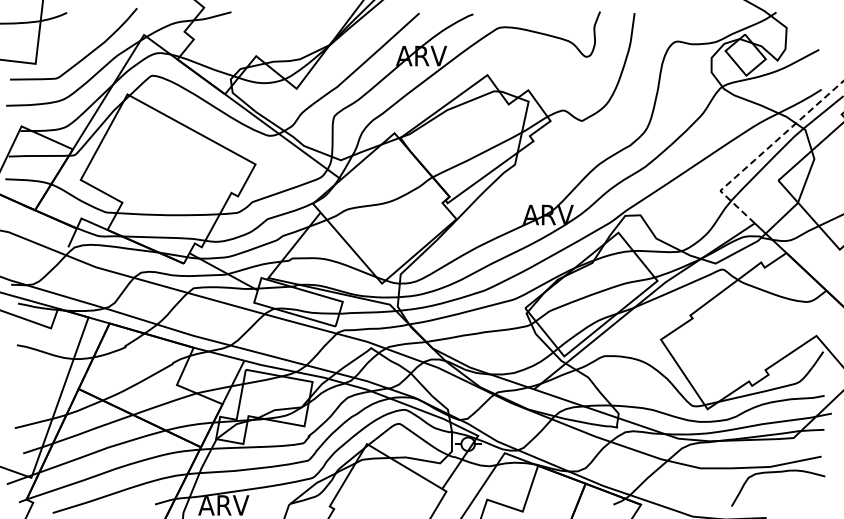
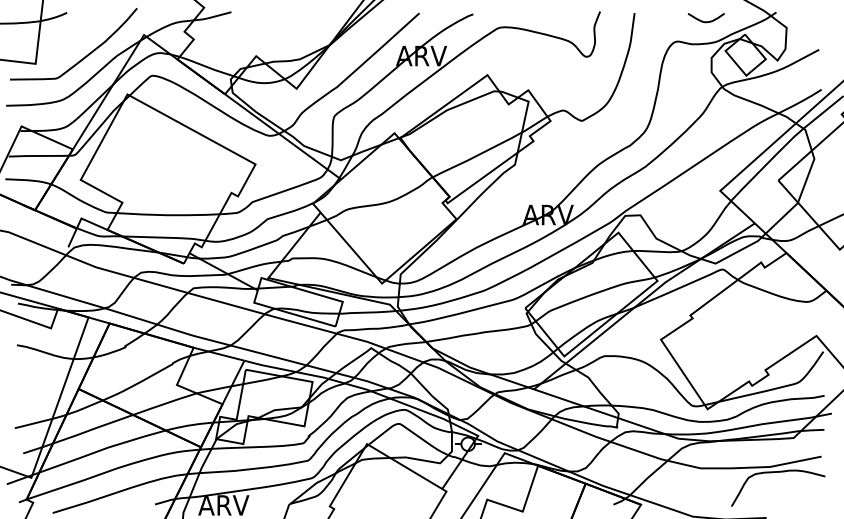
curve: none -> present (705, 21)
line: dashed -> solid (764, 151)
